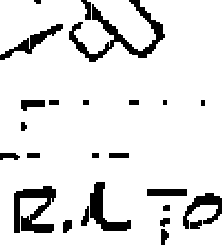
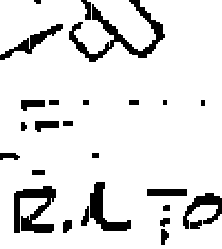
part: none -> present (53, 126)
line position: (33, 155) -> (38, 172) (38, 172)
line: present -> none (118, 155)
